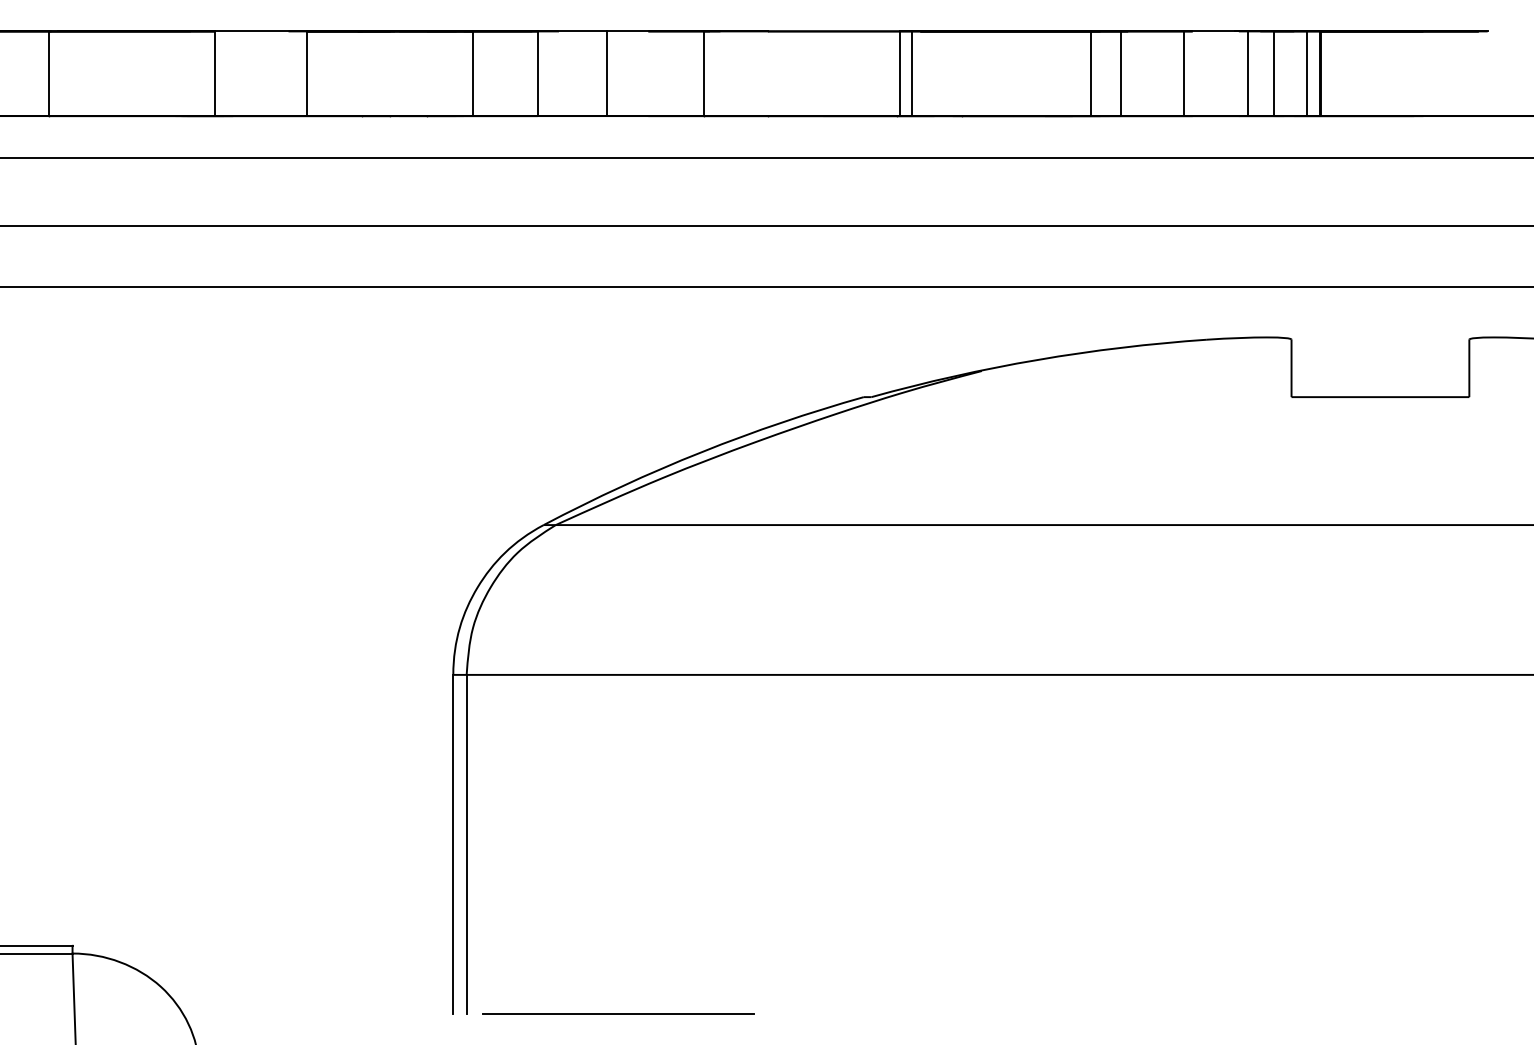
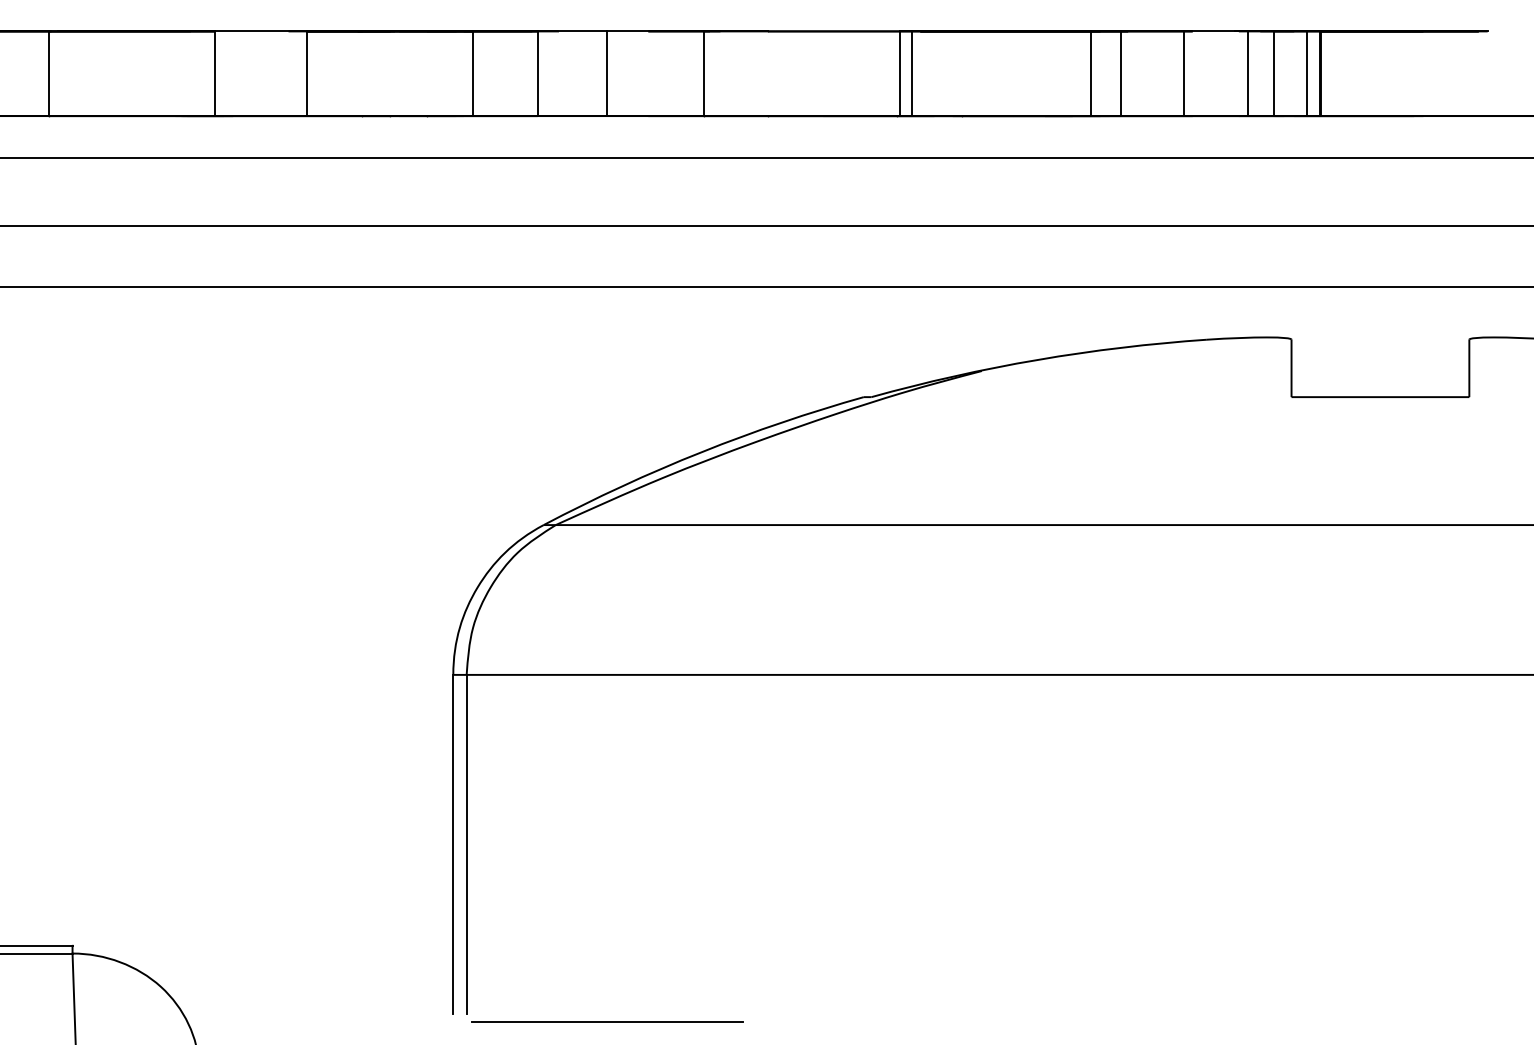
line position: (618, 1013) -> (607, 1021) (607, 1021)
